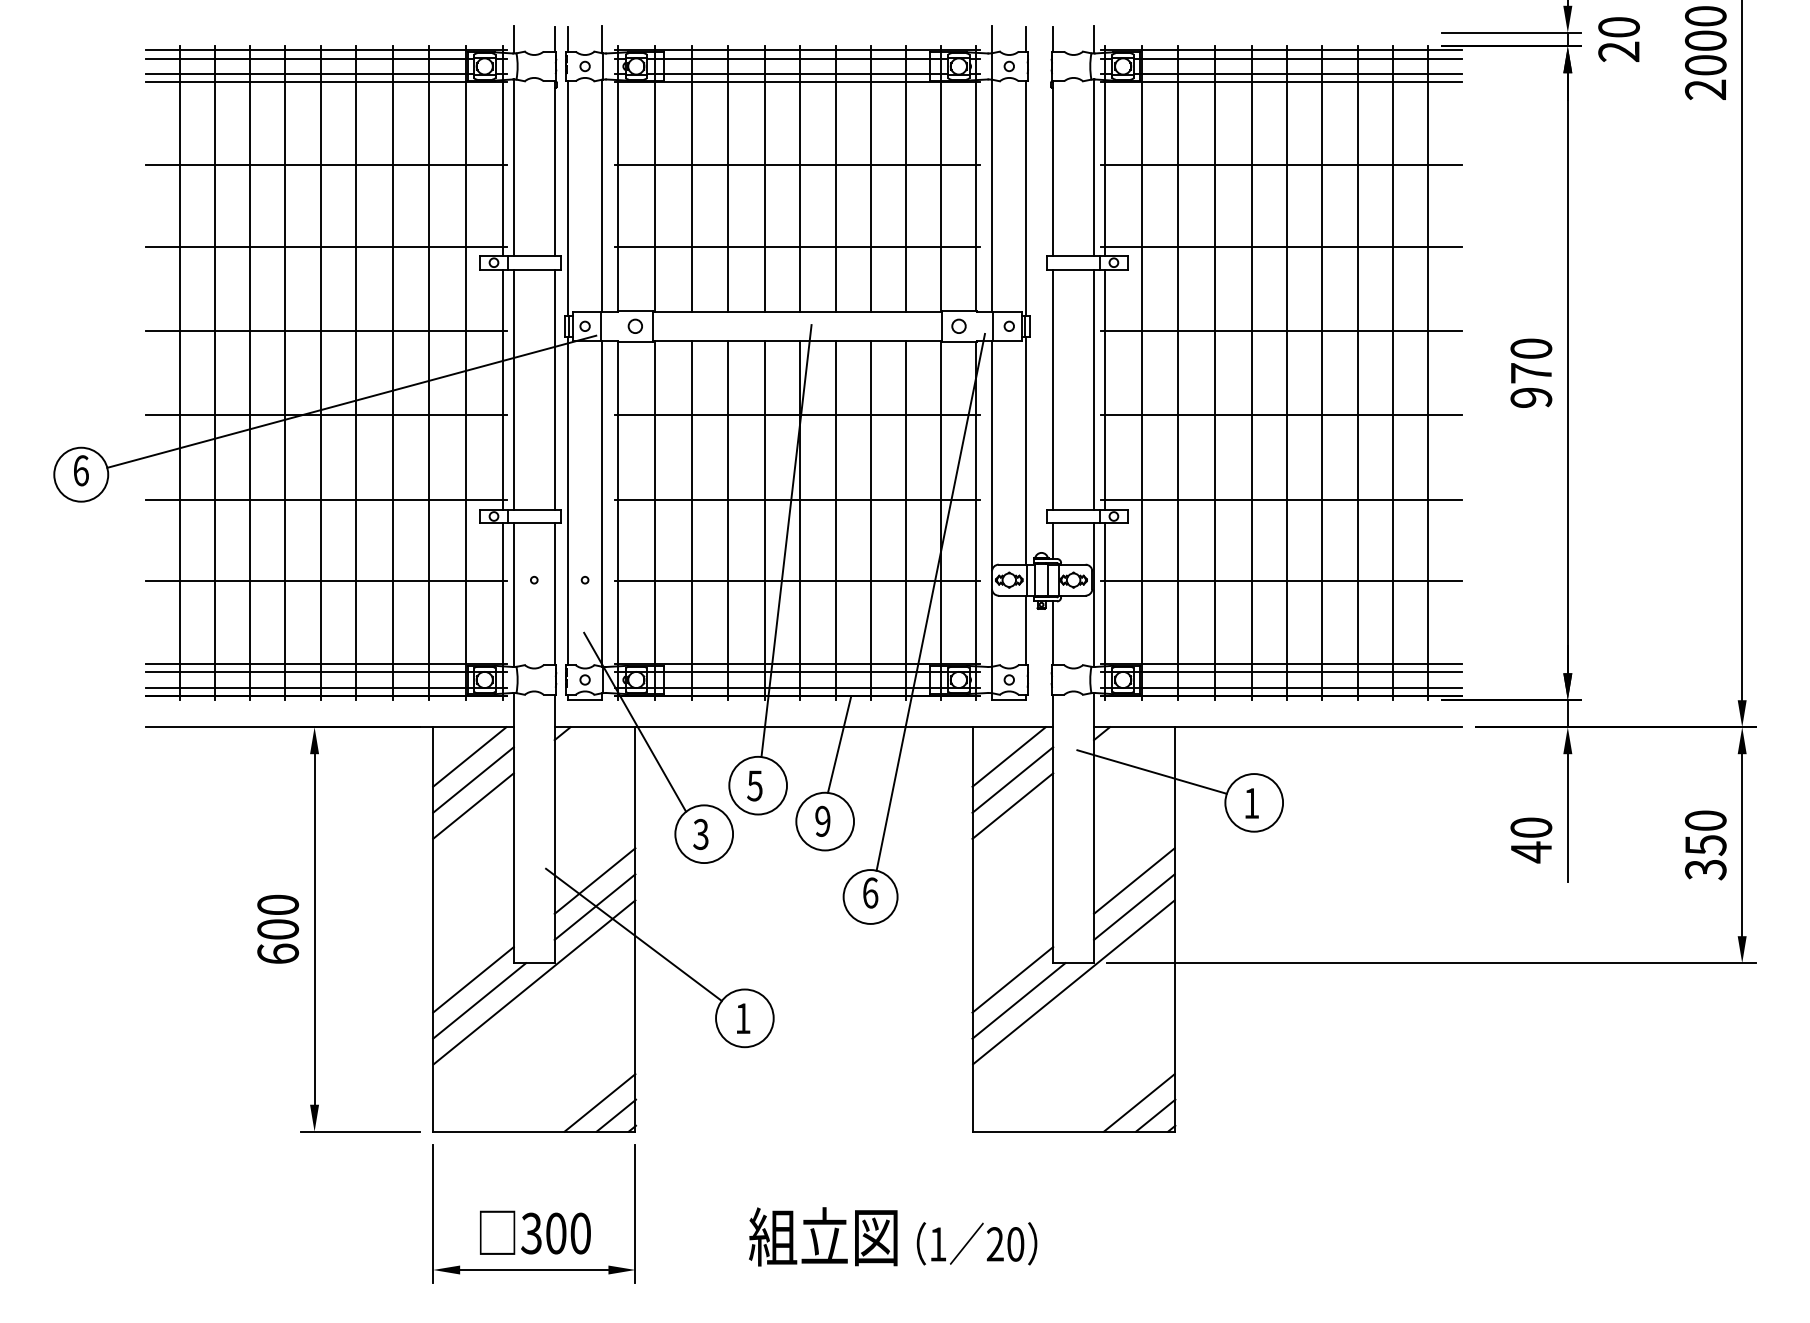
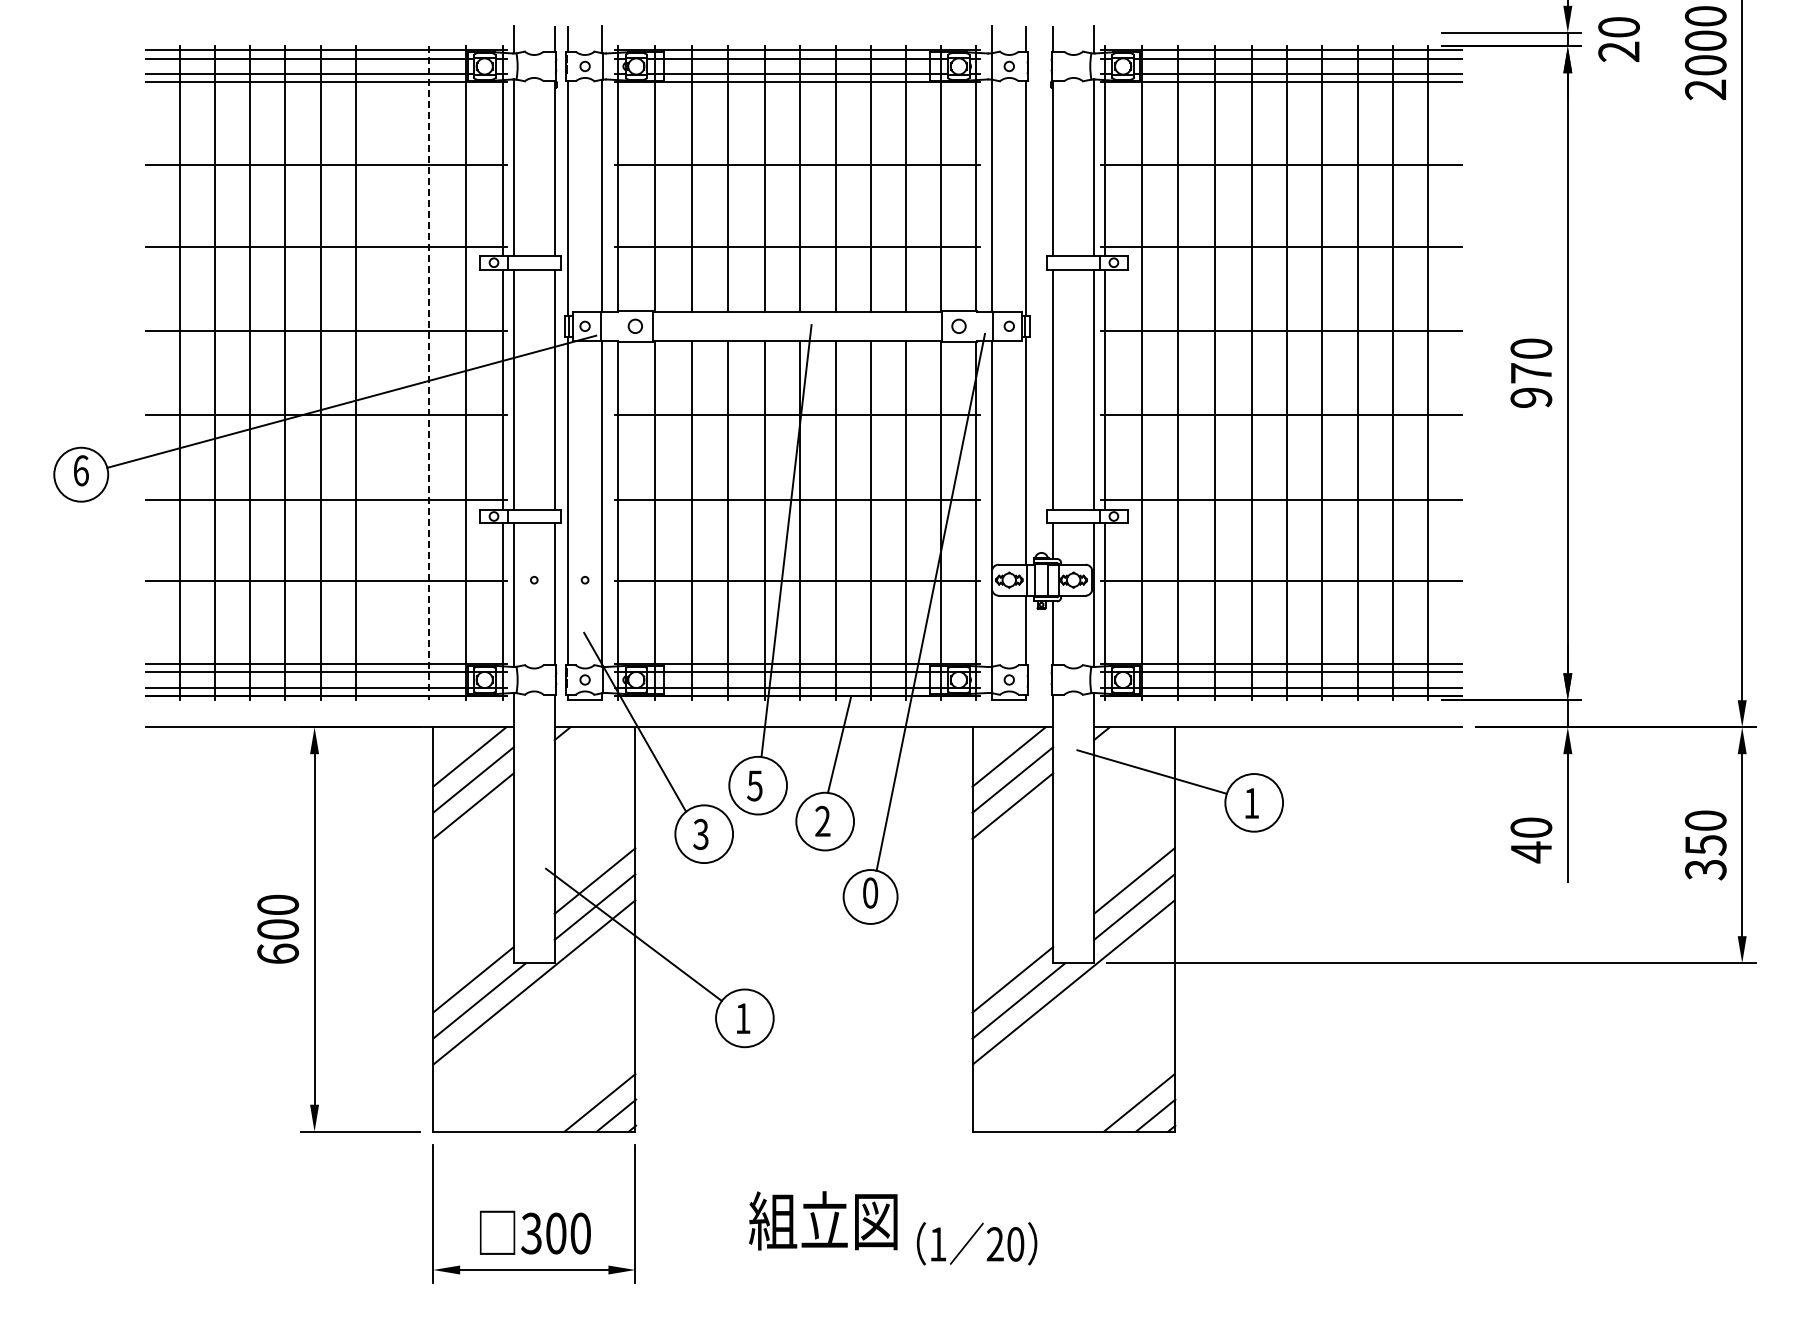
line: present -> none (392, 373)
line: solid -> dashed (429, 373)
text: 9 -> 2 (822, 821)
text: 6 -> 0 (870, 892)
text position: (823, 1236) -> (823, 1220) (823, 1220)
